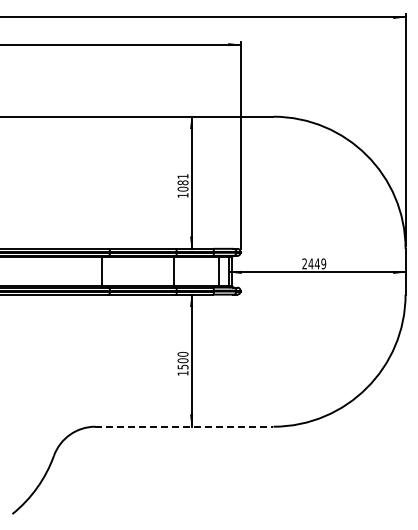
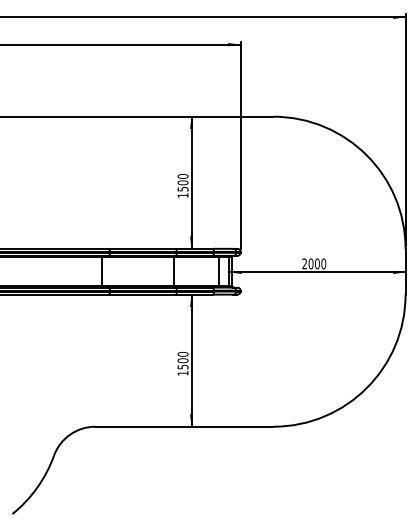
text: 1081 -> 1500 (182, 182)
text: 2449 -> 2000 (316, 263)
line: dashed -> solid (184, 426)
